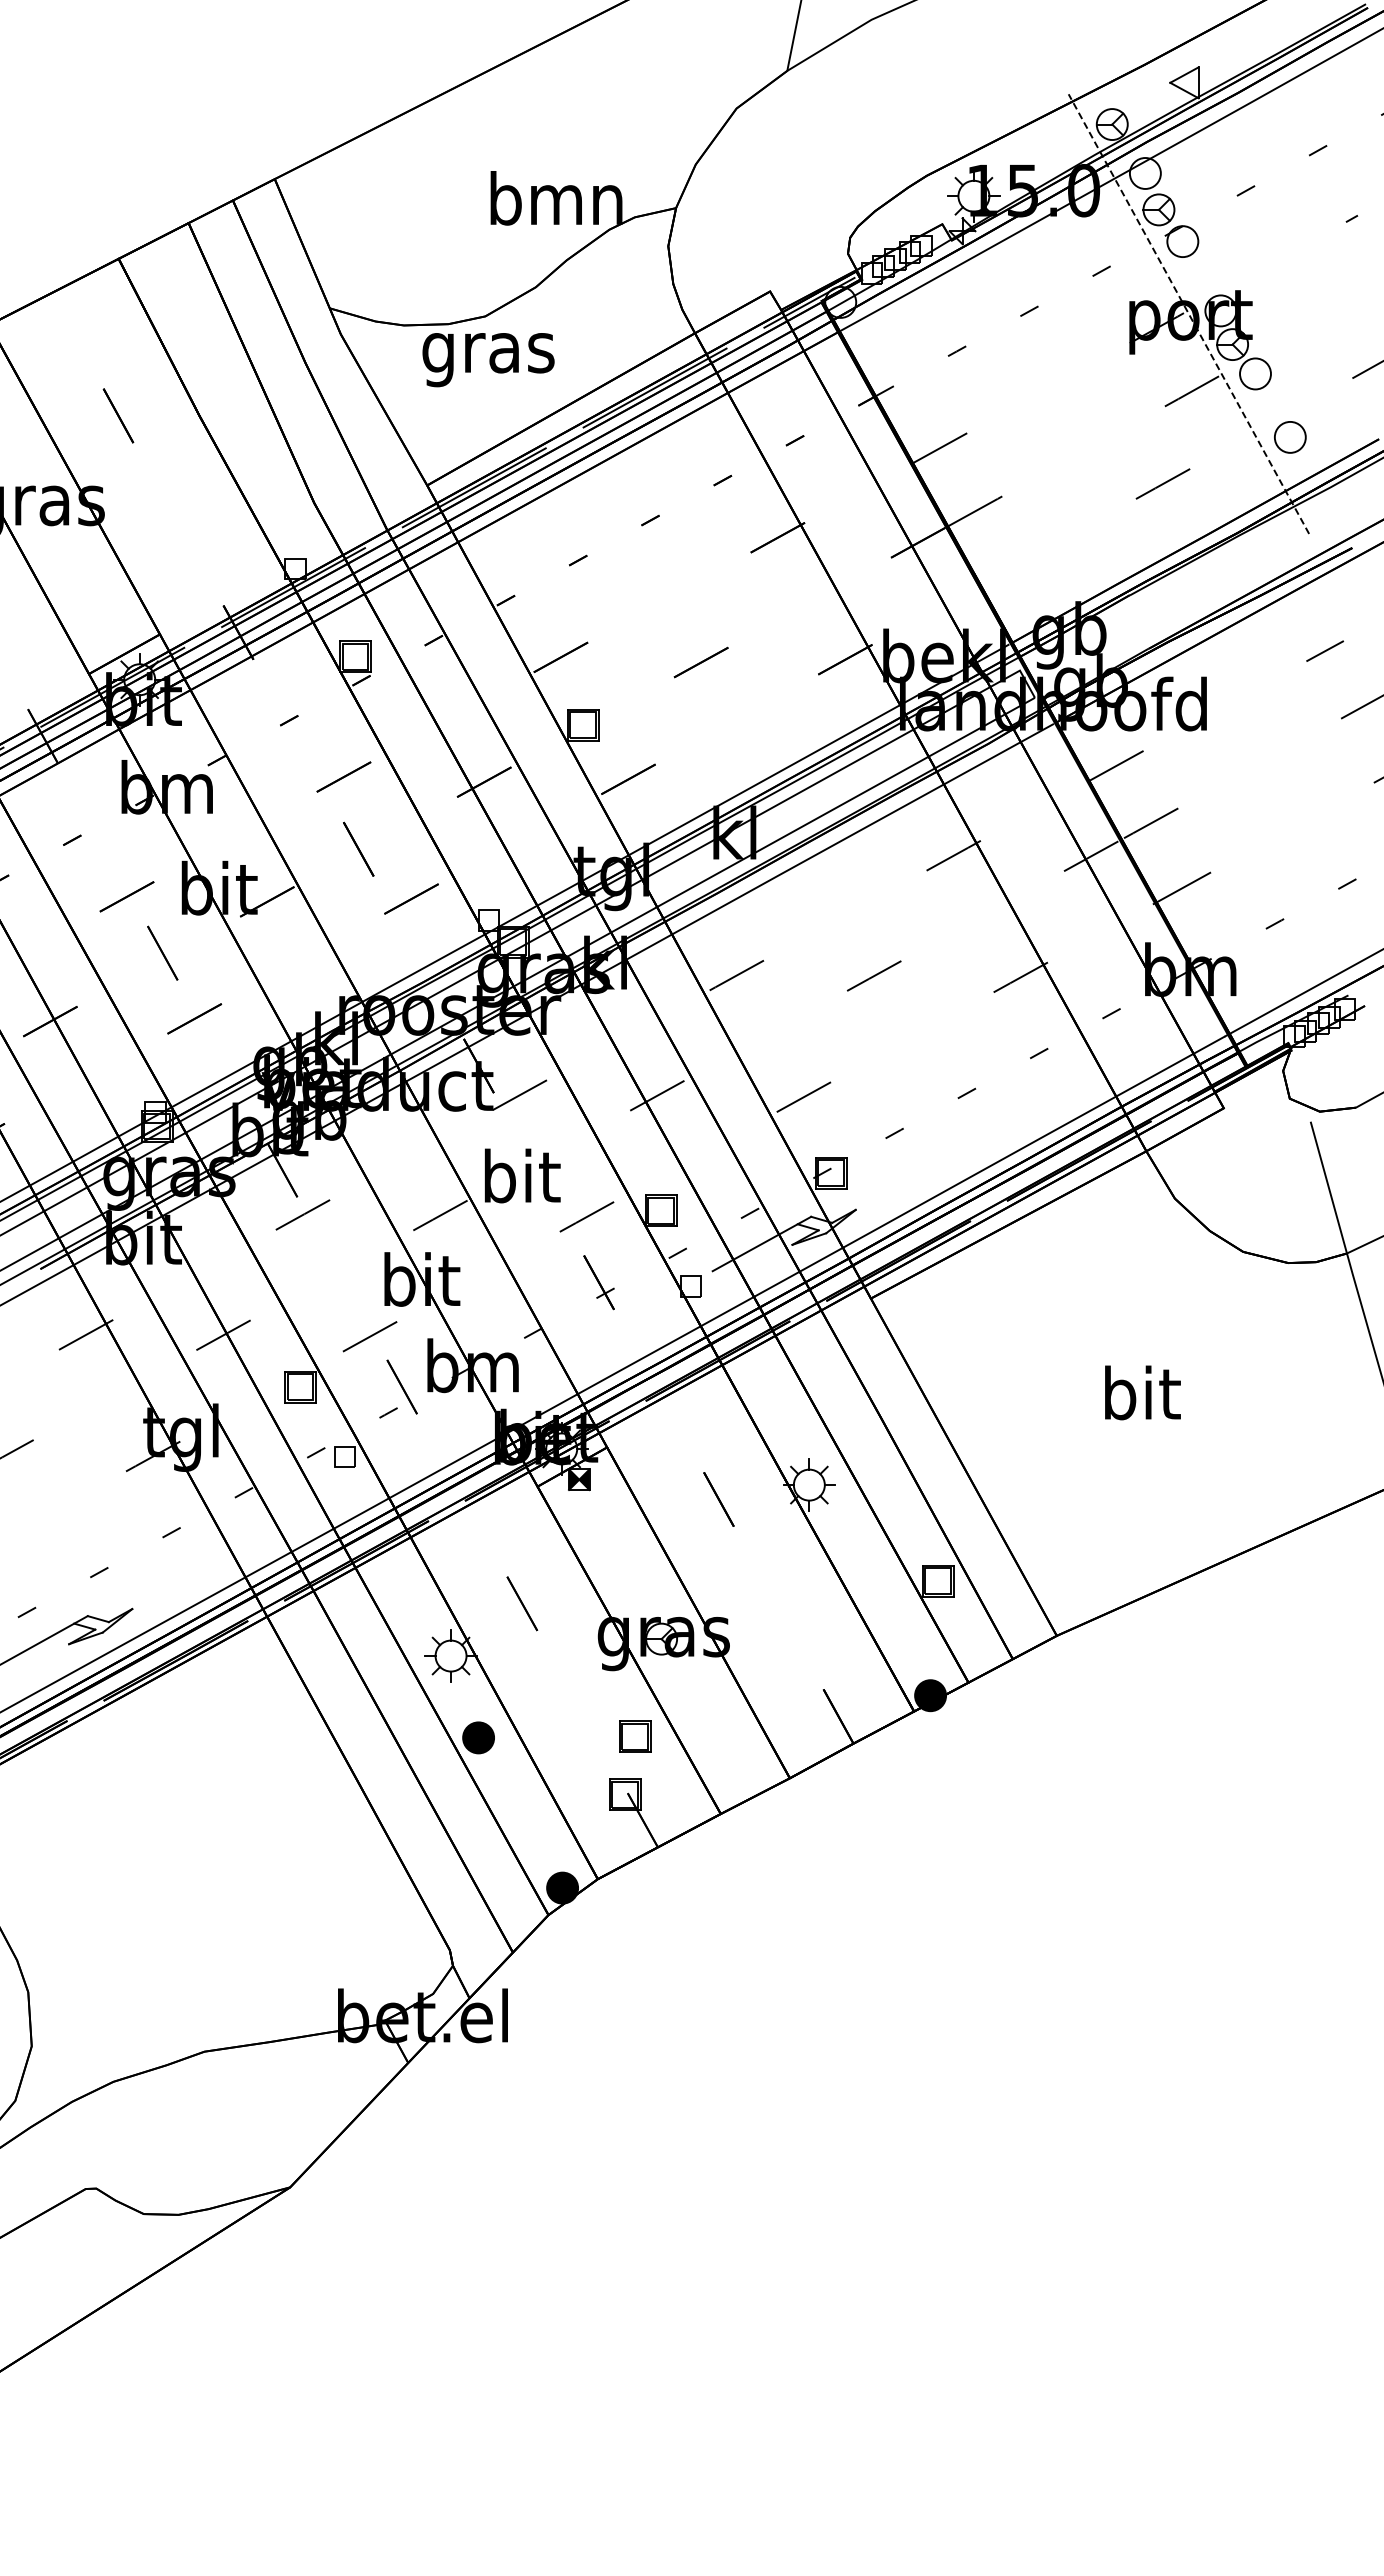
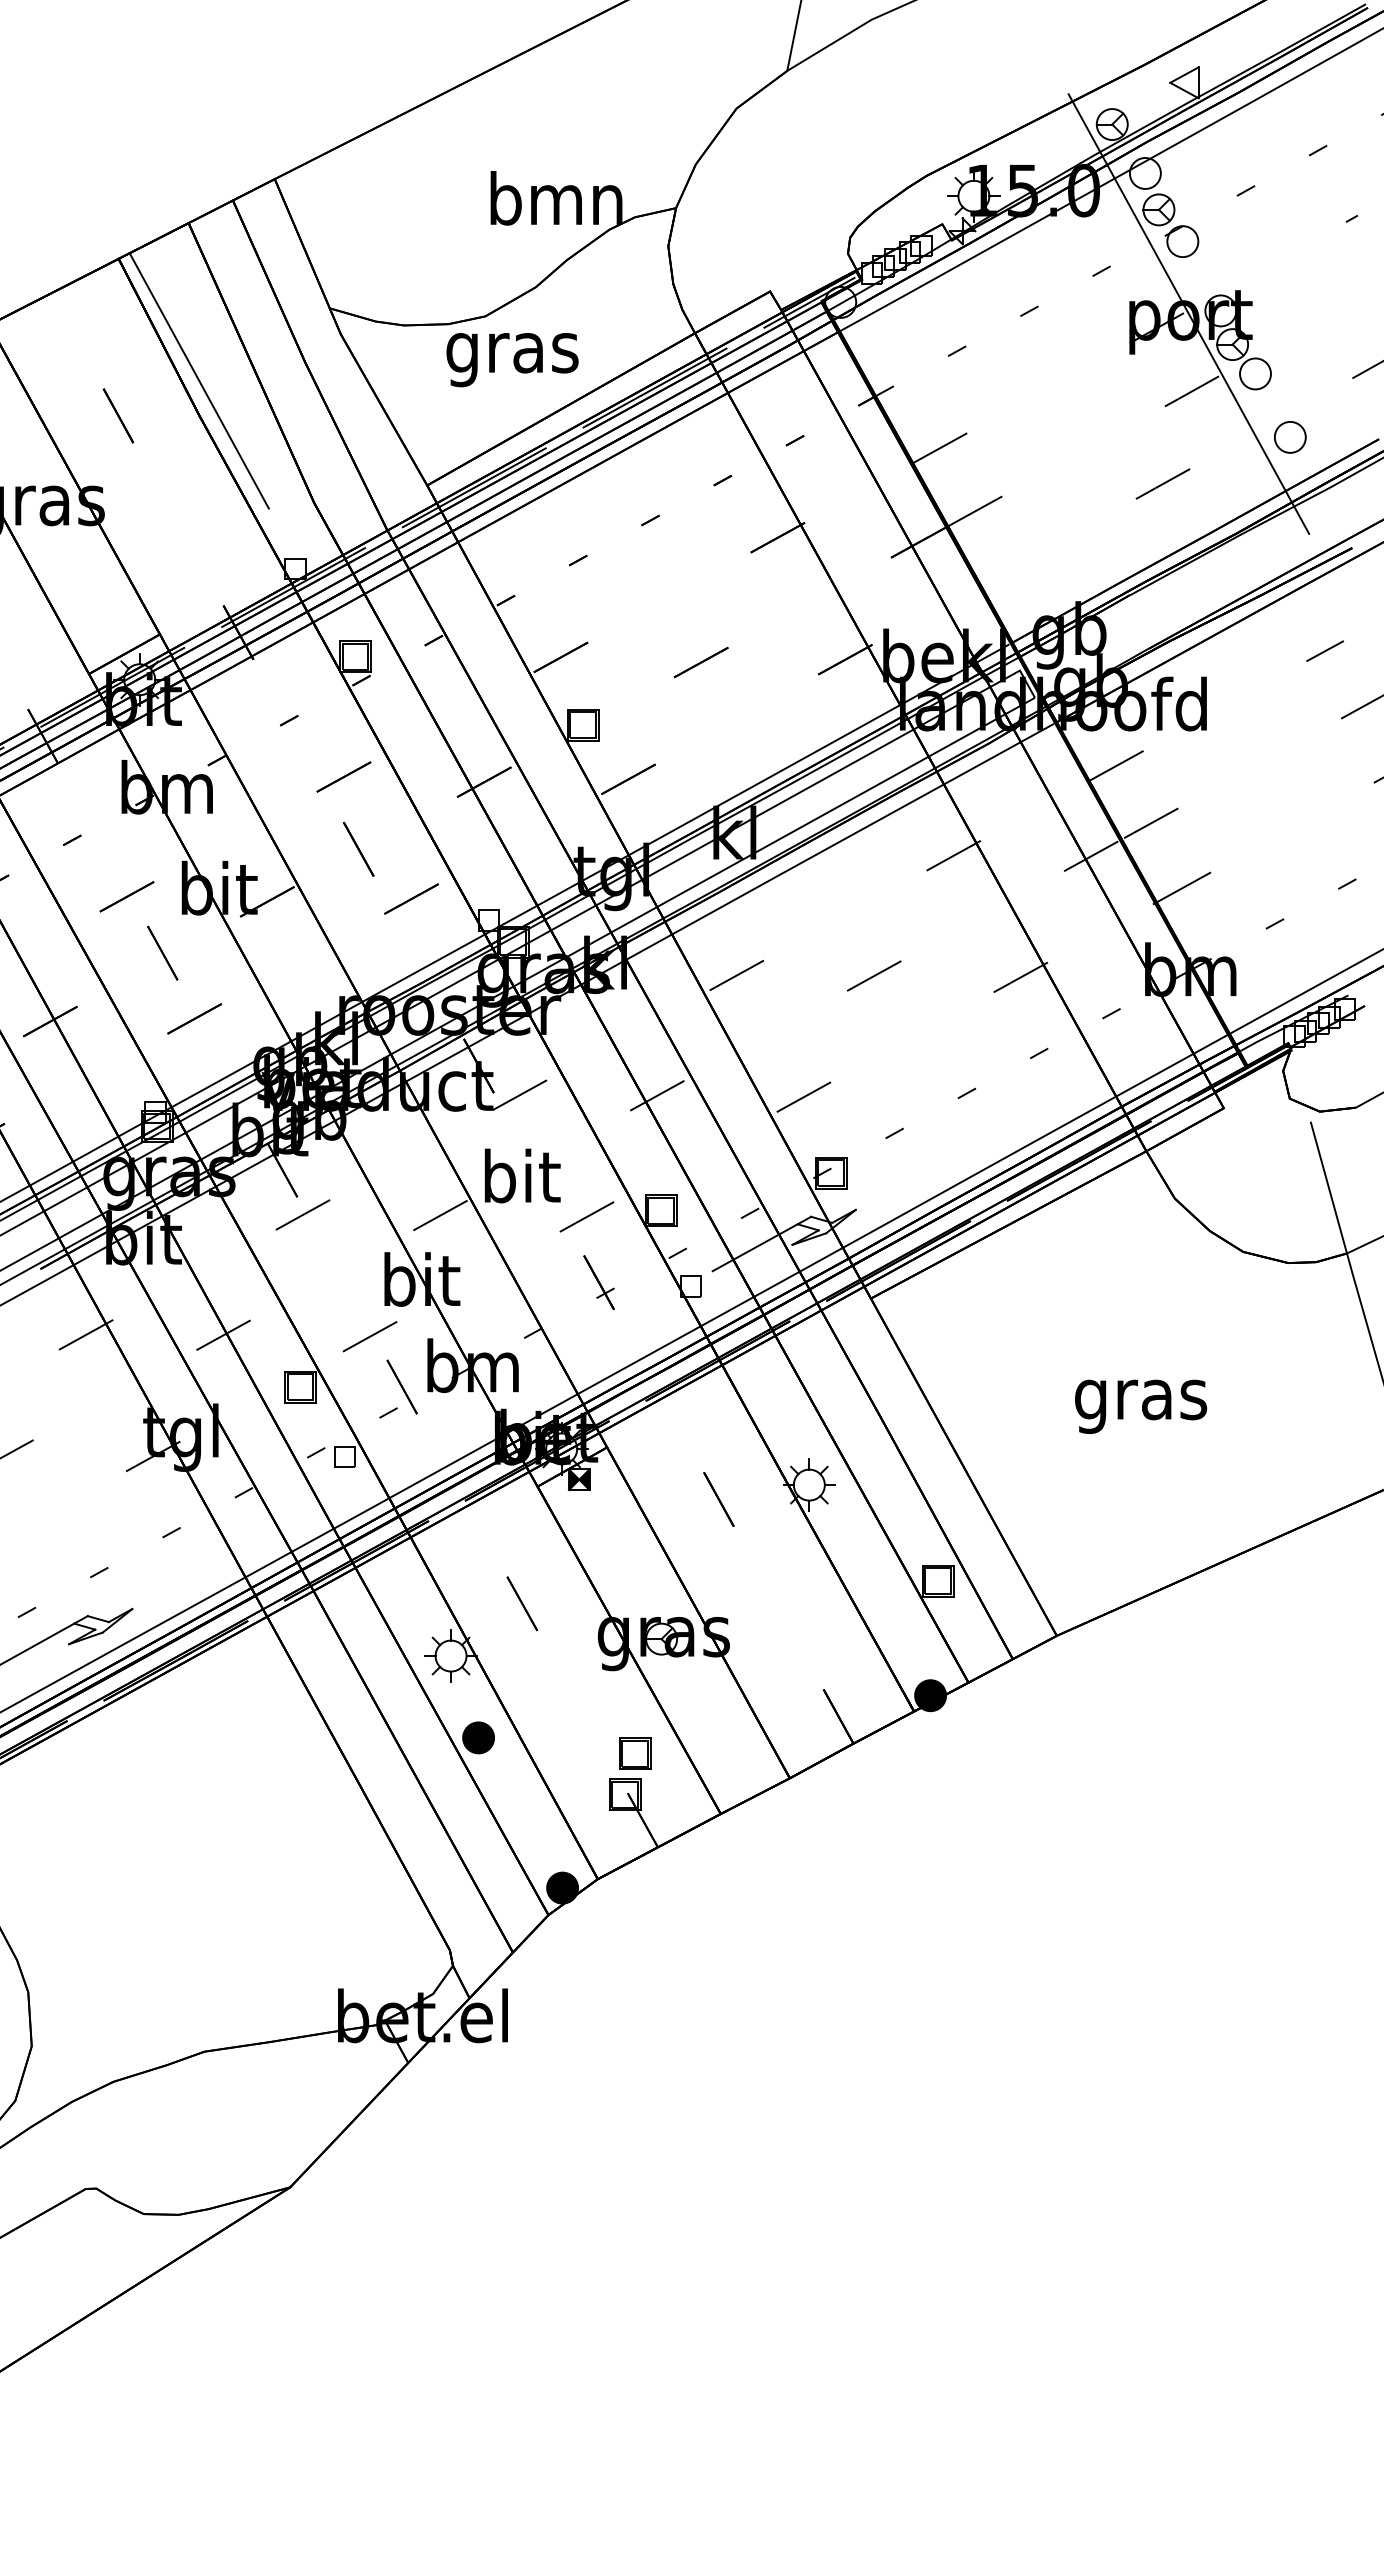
line: dashed -> solid (1188, 314)
text position: (488, 360) -> (512, 360) (512, 360)
line: none -> present (198, 380)
text: bit -> gras (1141, 1399)
part position: (635, 1736) -> (635, 1753) (635, 1753)
